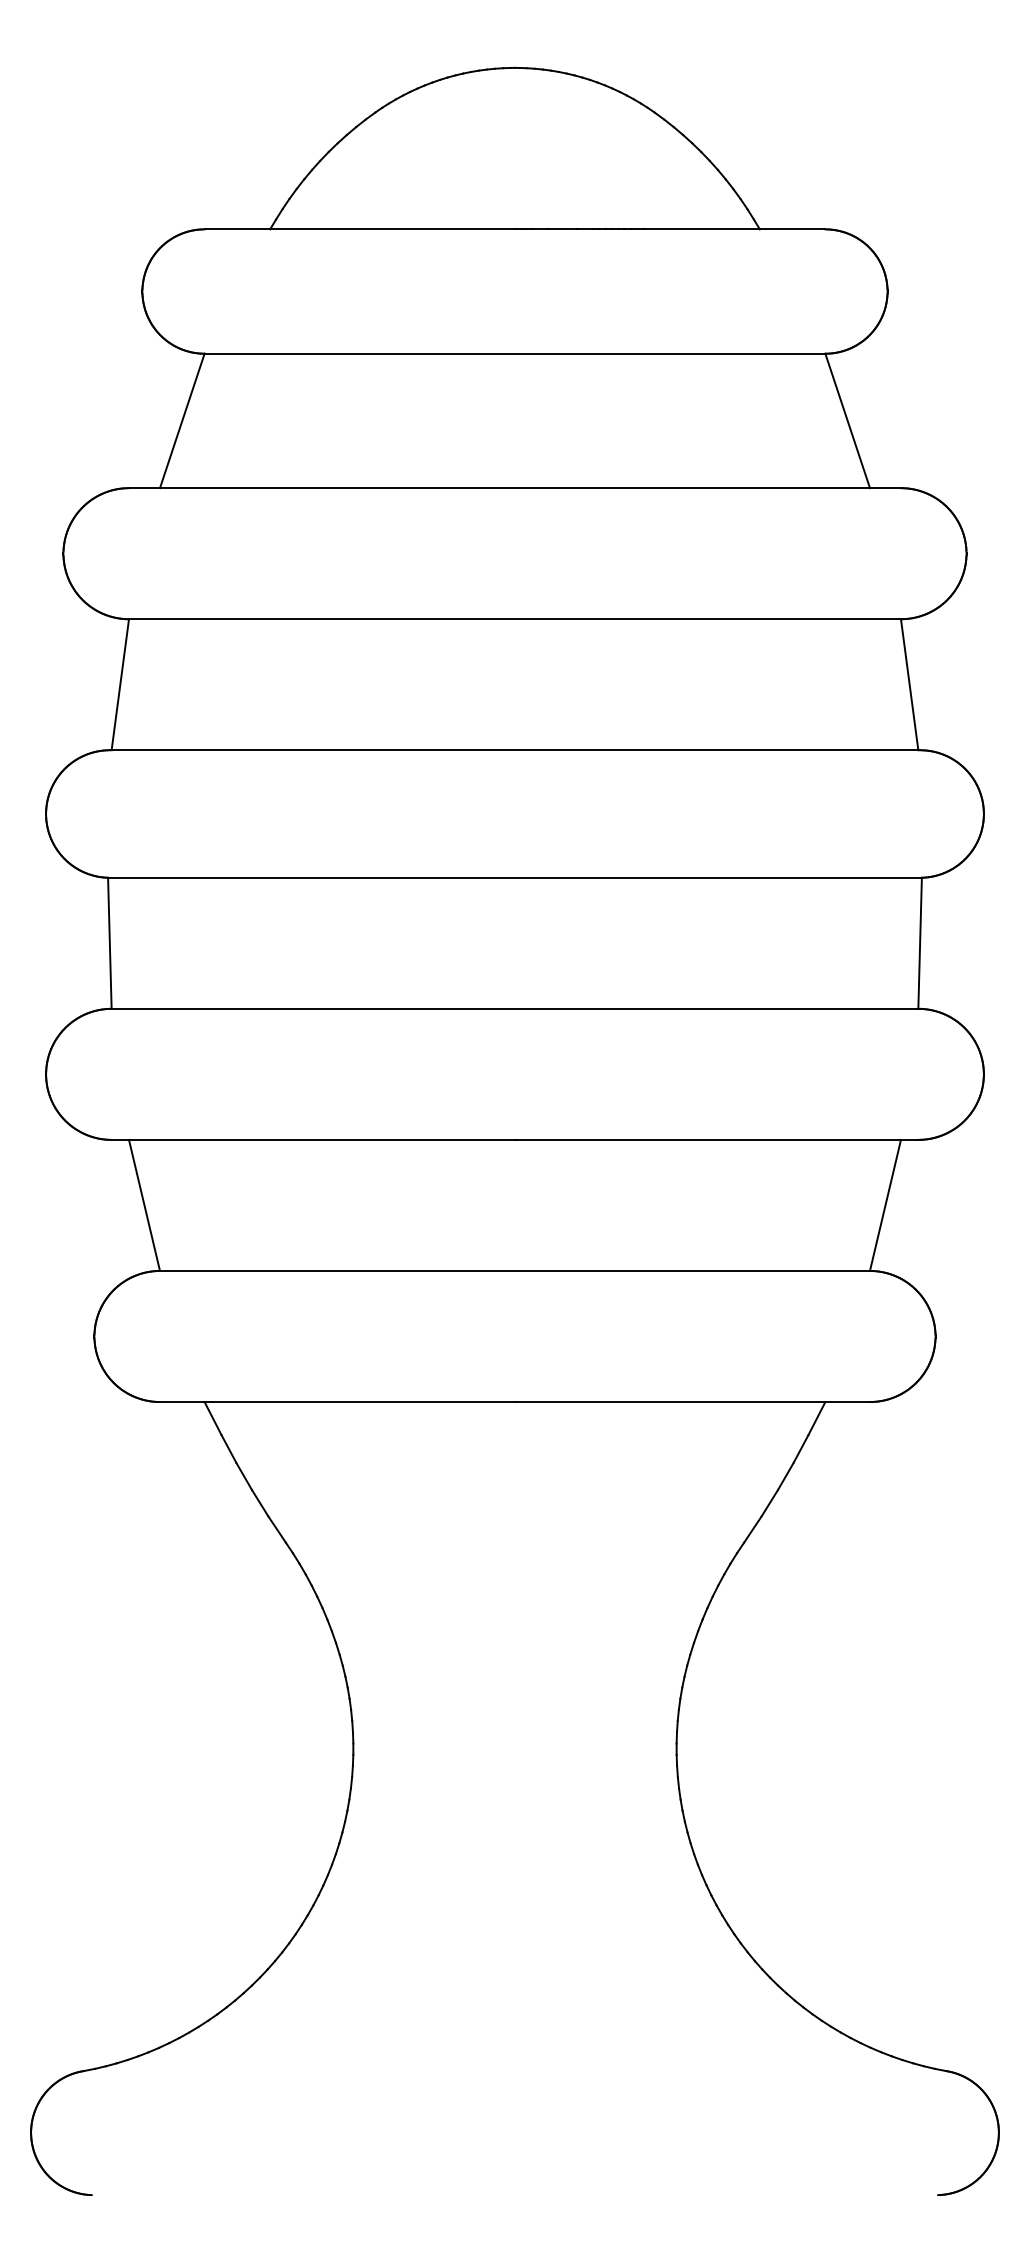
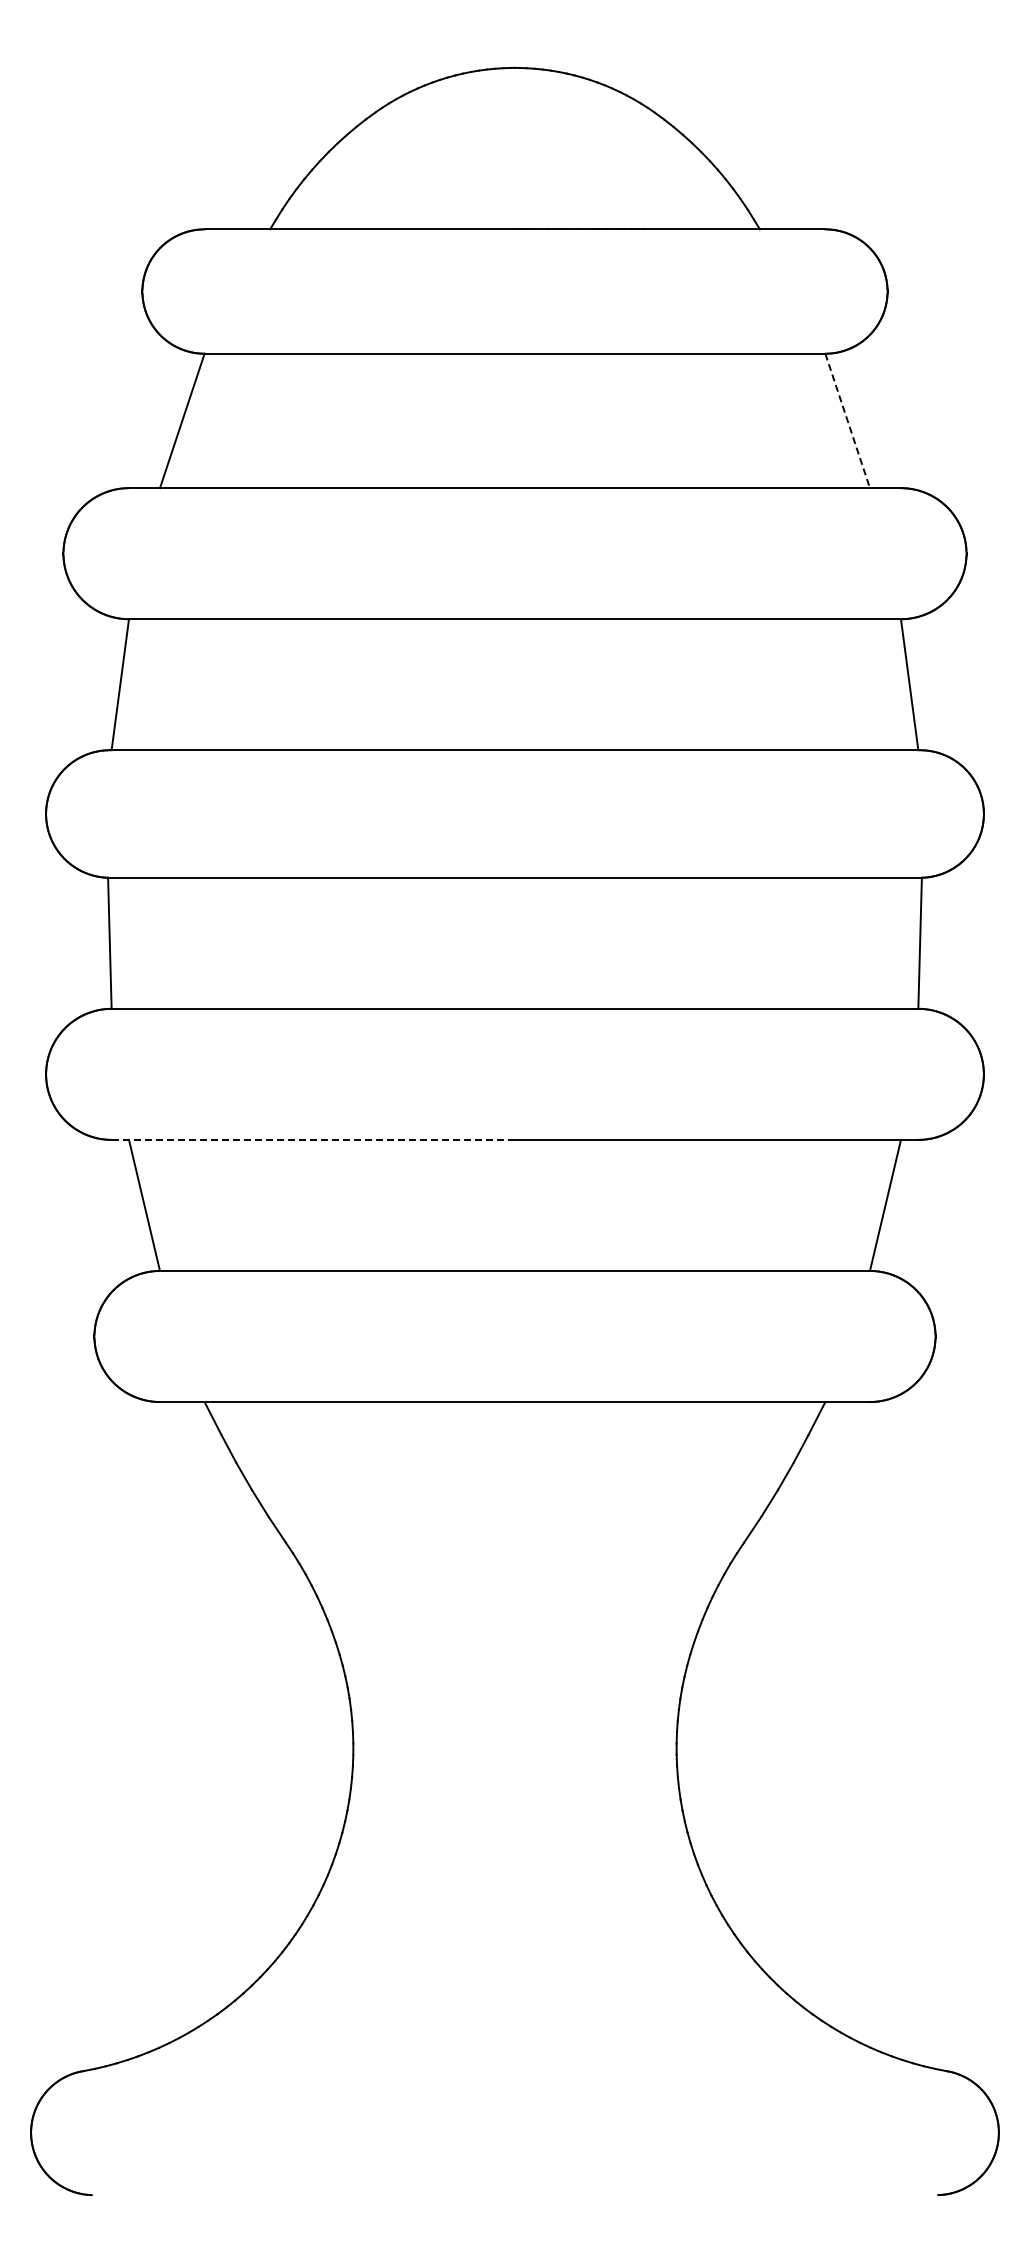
line: solid -> dashed (847, 420)
line: solid -> dashed (313, 1139)
